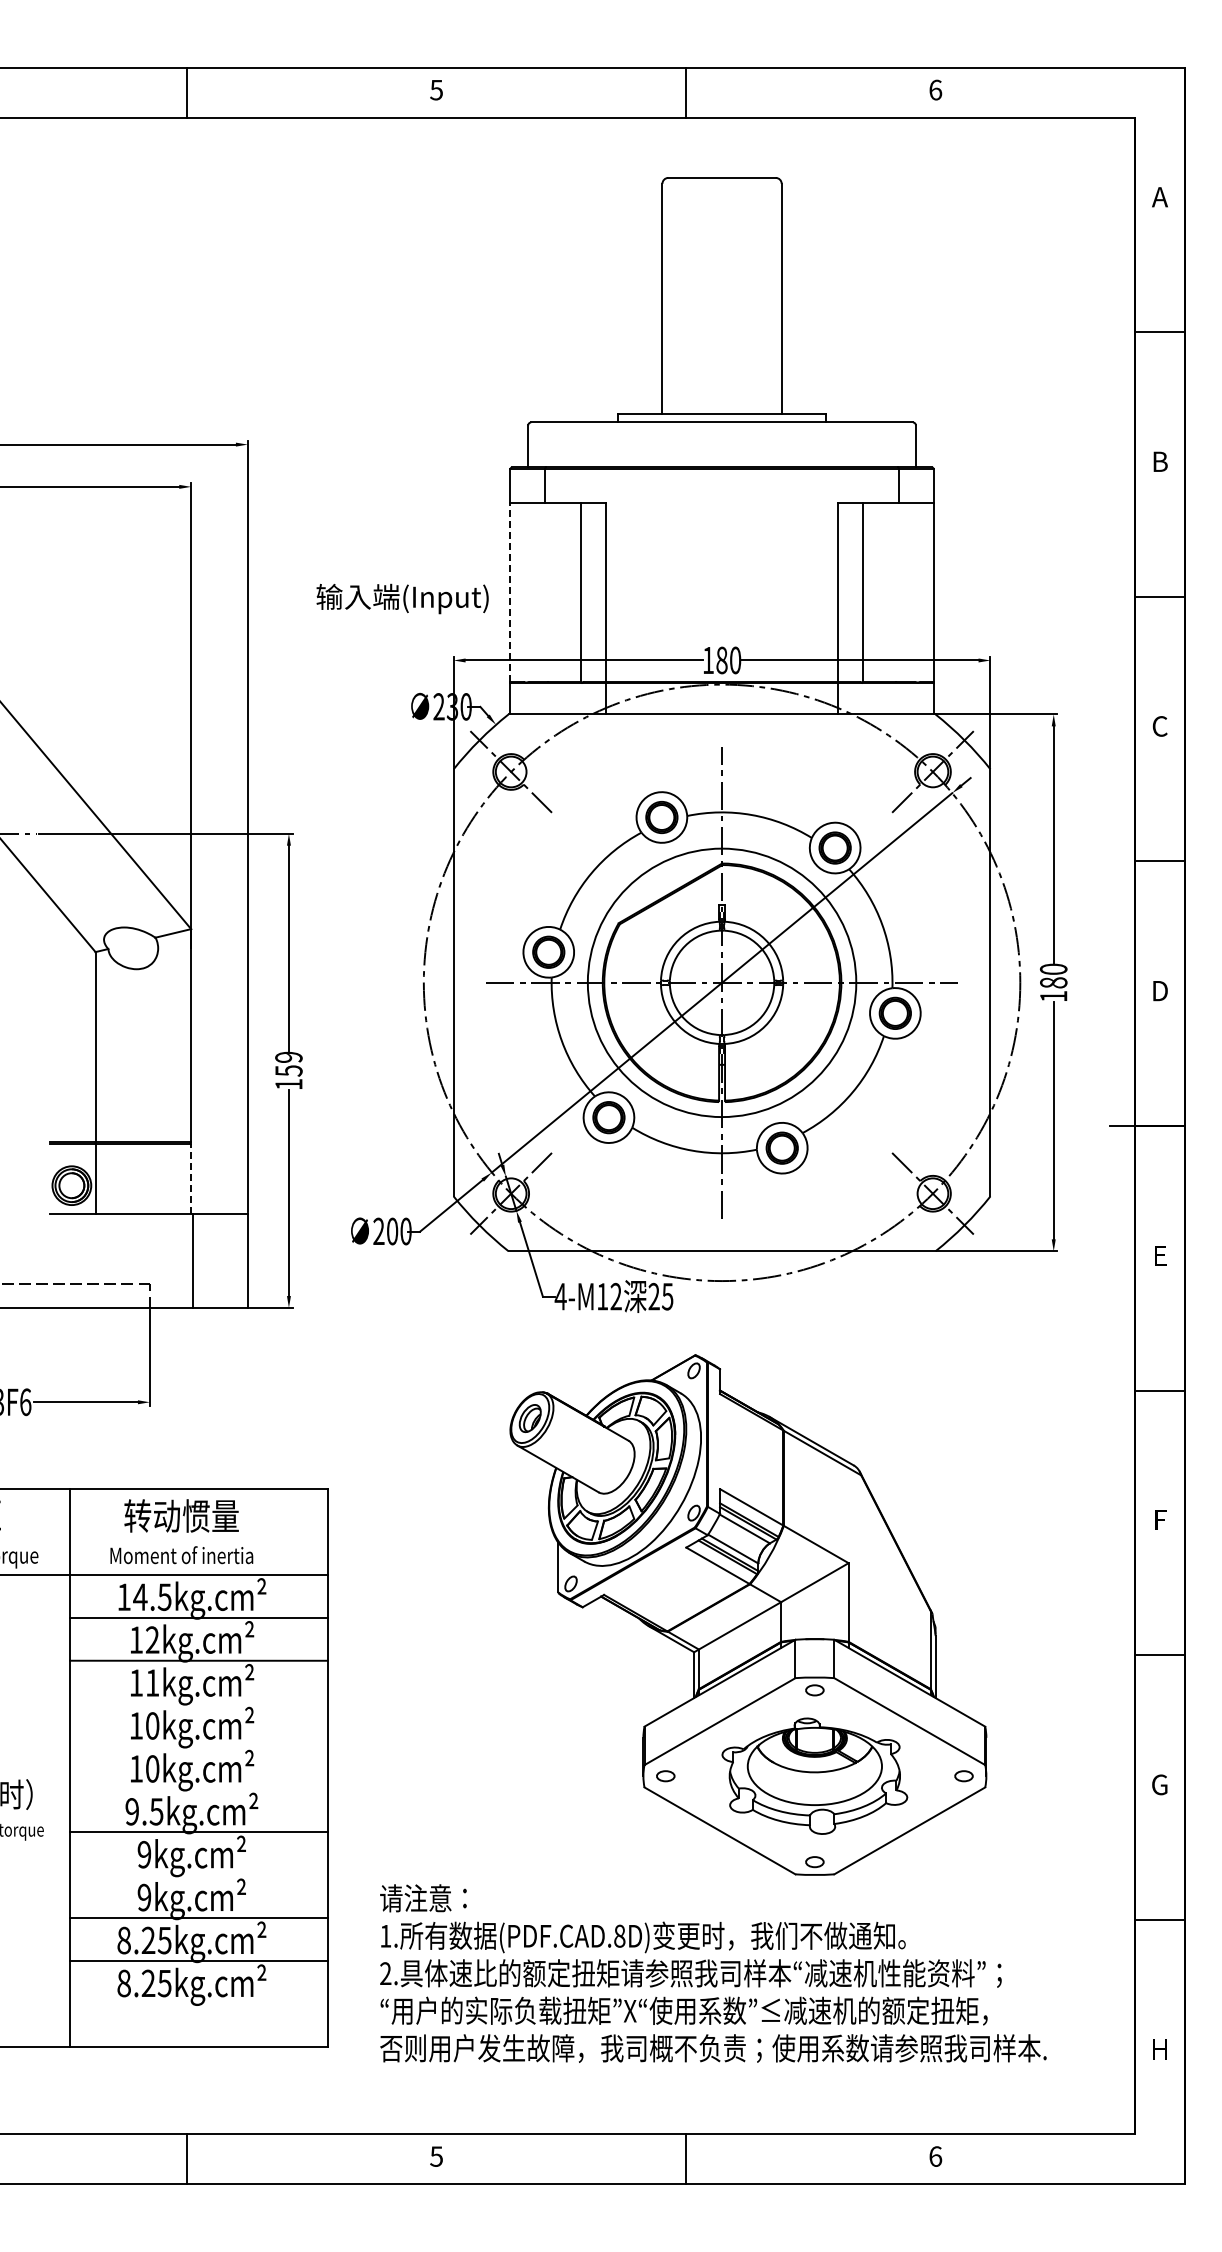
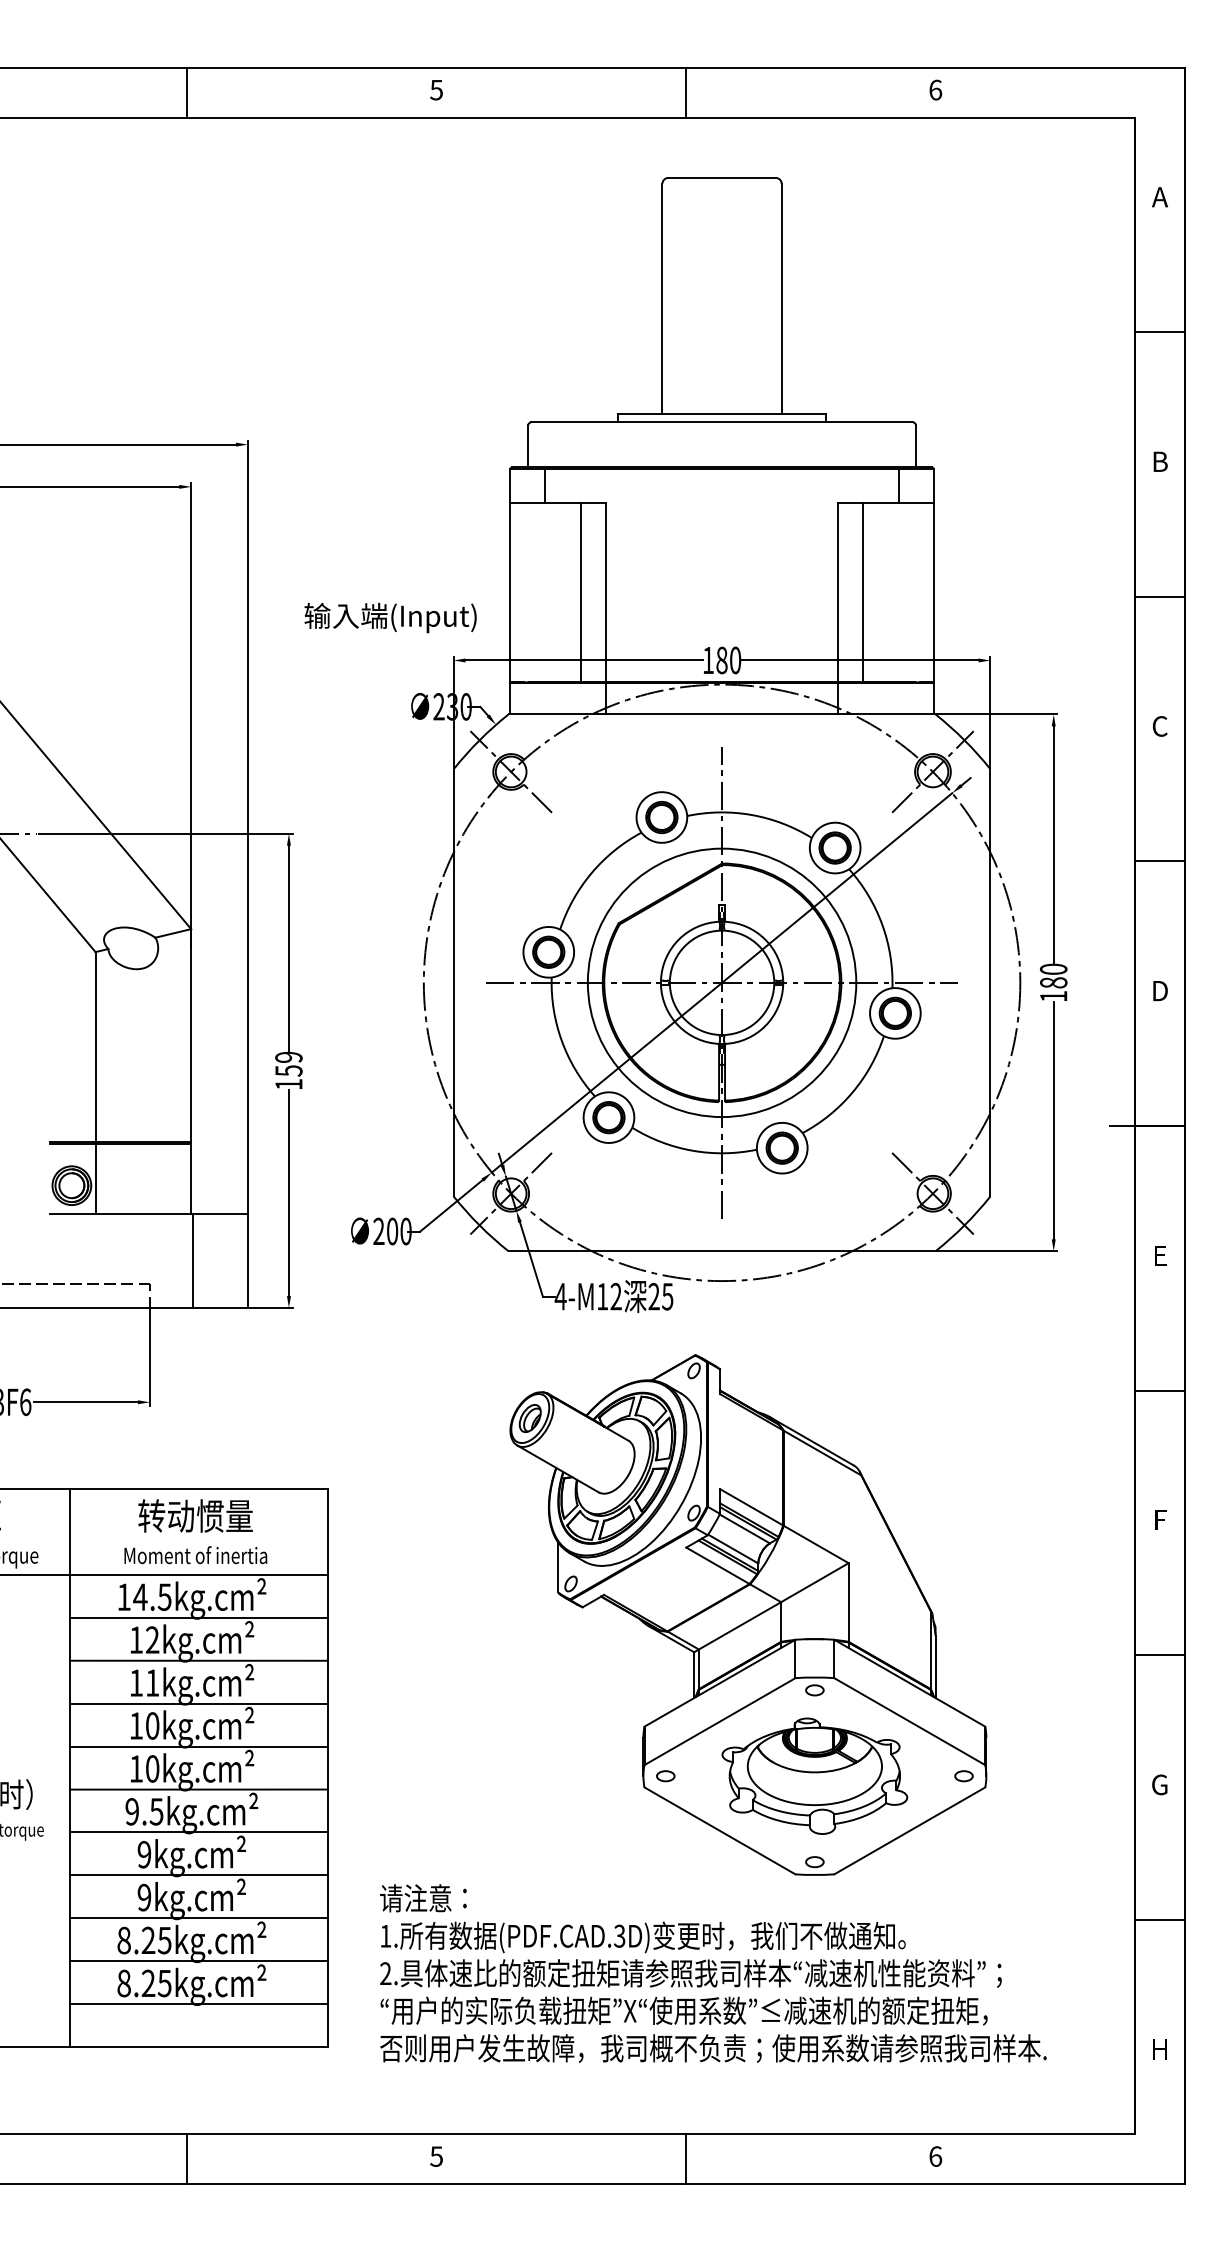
line: dashed -> solid (510, 591)
text position: (402, 598) -> (390, 617) (390, 617)
line: dashed -> solid (191, 1178)
text position: (181, 1531) -> (195, 1531) (195, 1531)
line: none -> present (198, 1703)
line: none -> present (198, 1746)
line: none -> present (198, 1789)
line: none -> present (198, 1875)
text: (PDF.CAD.8D) -> (PDF.CAD.3D) (619, 1935)
line: none -> present (198, 2004)
